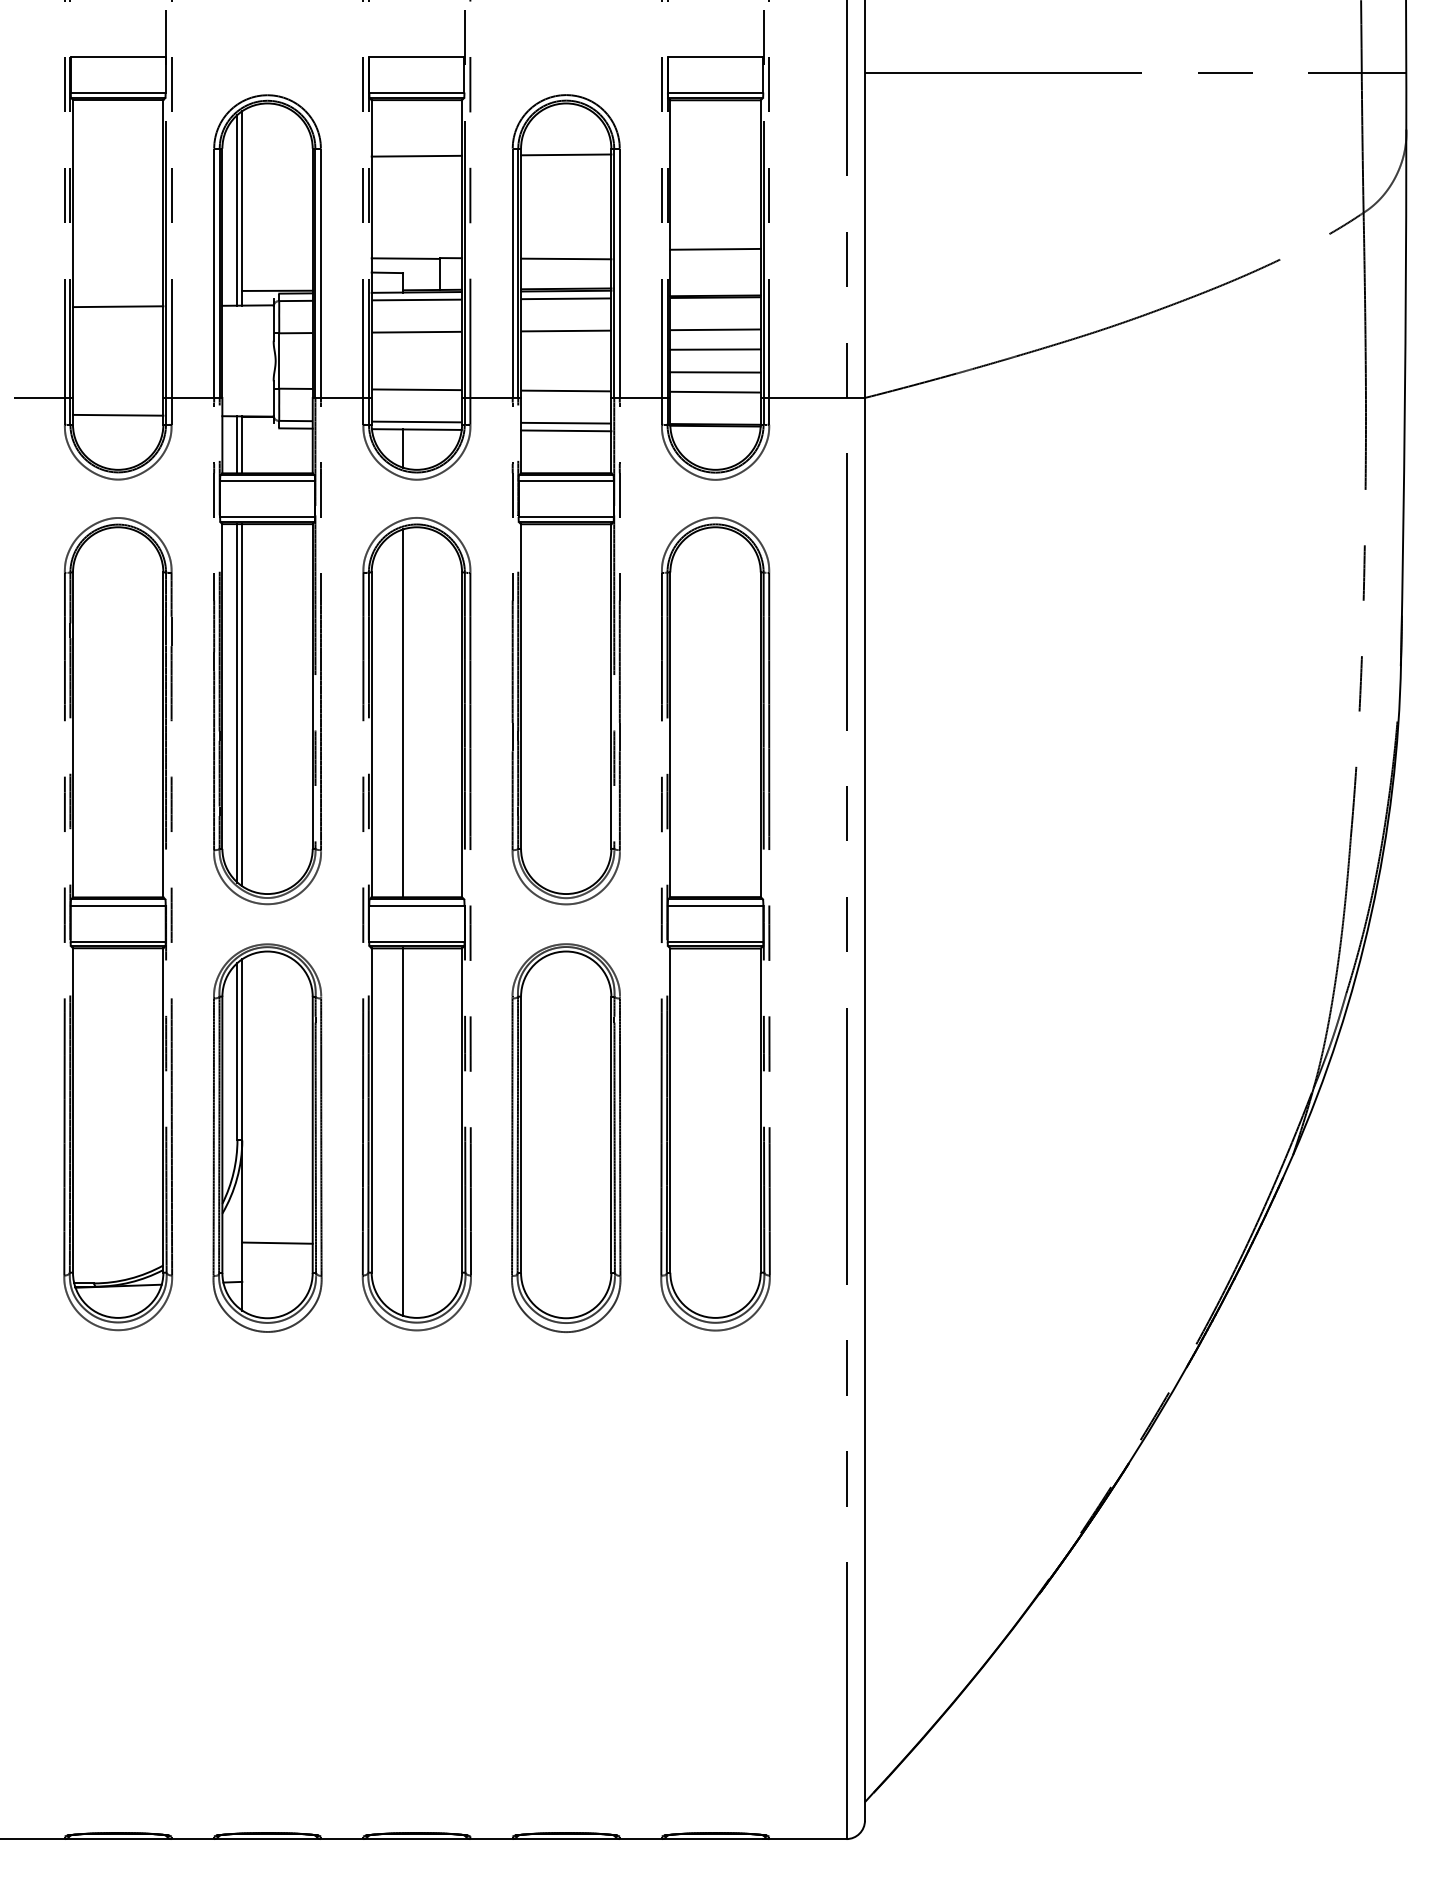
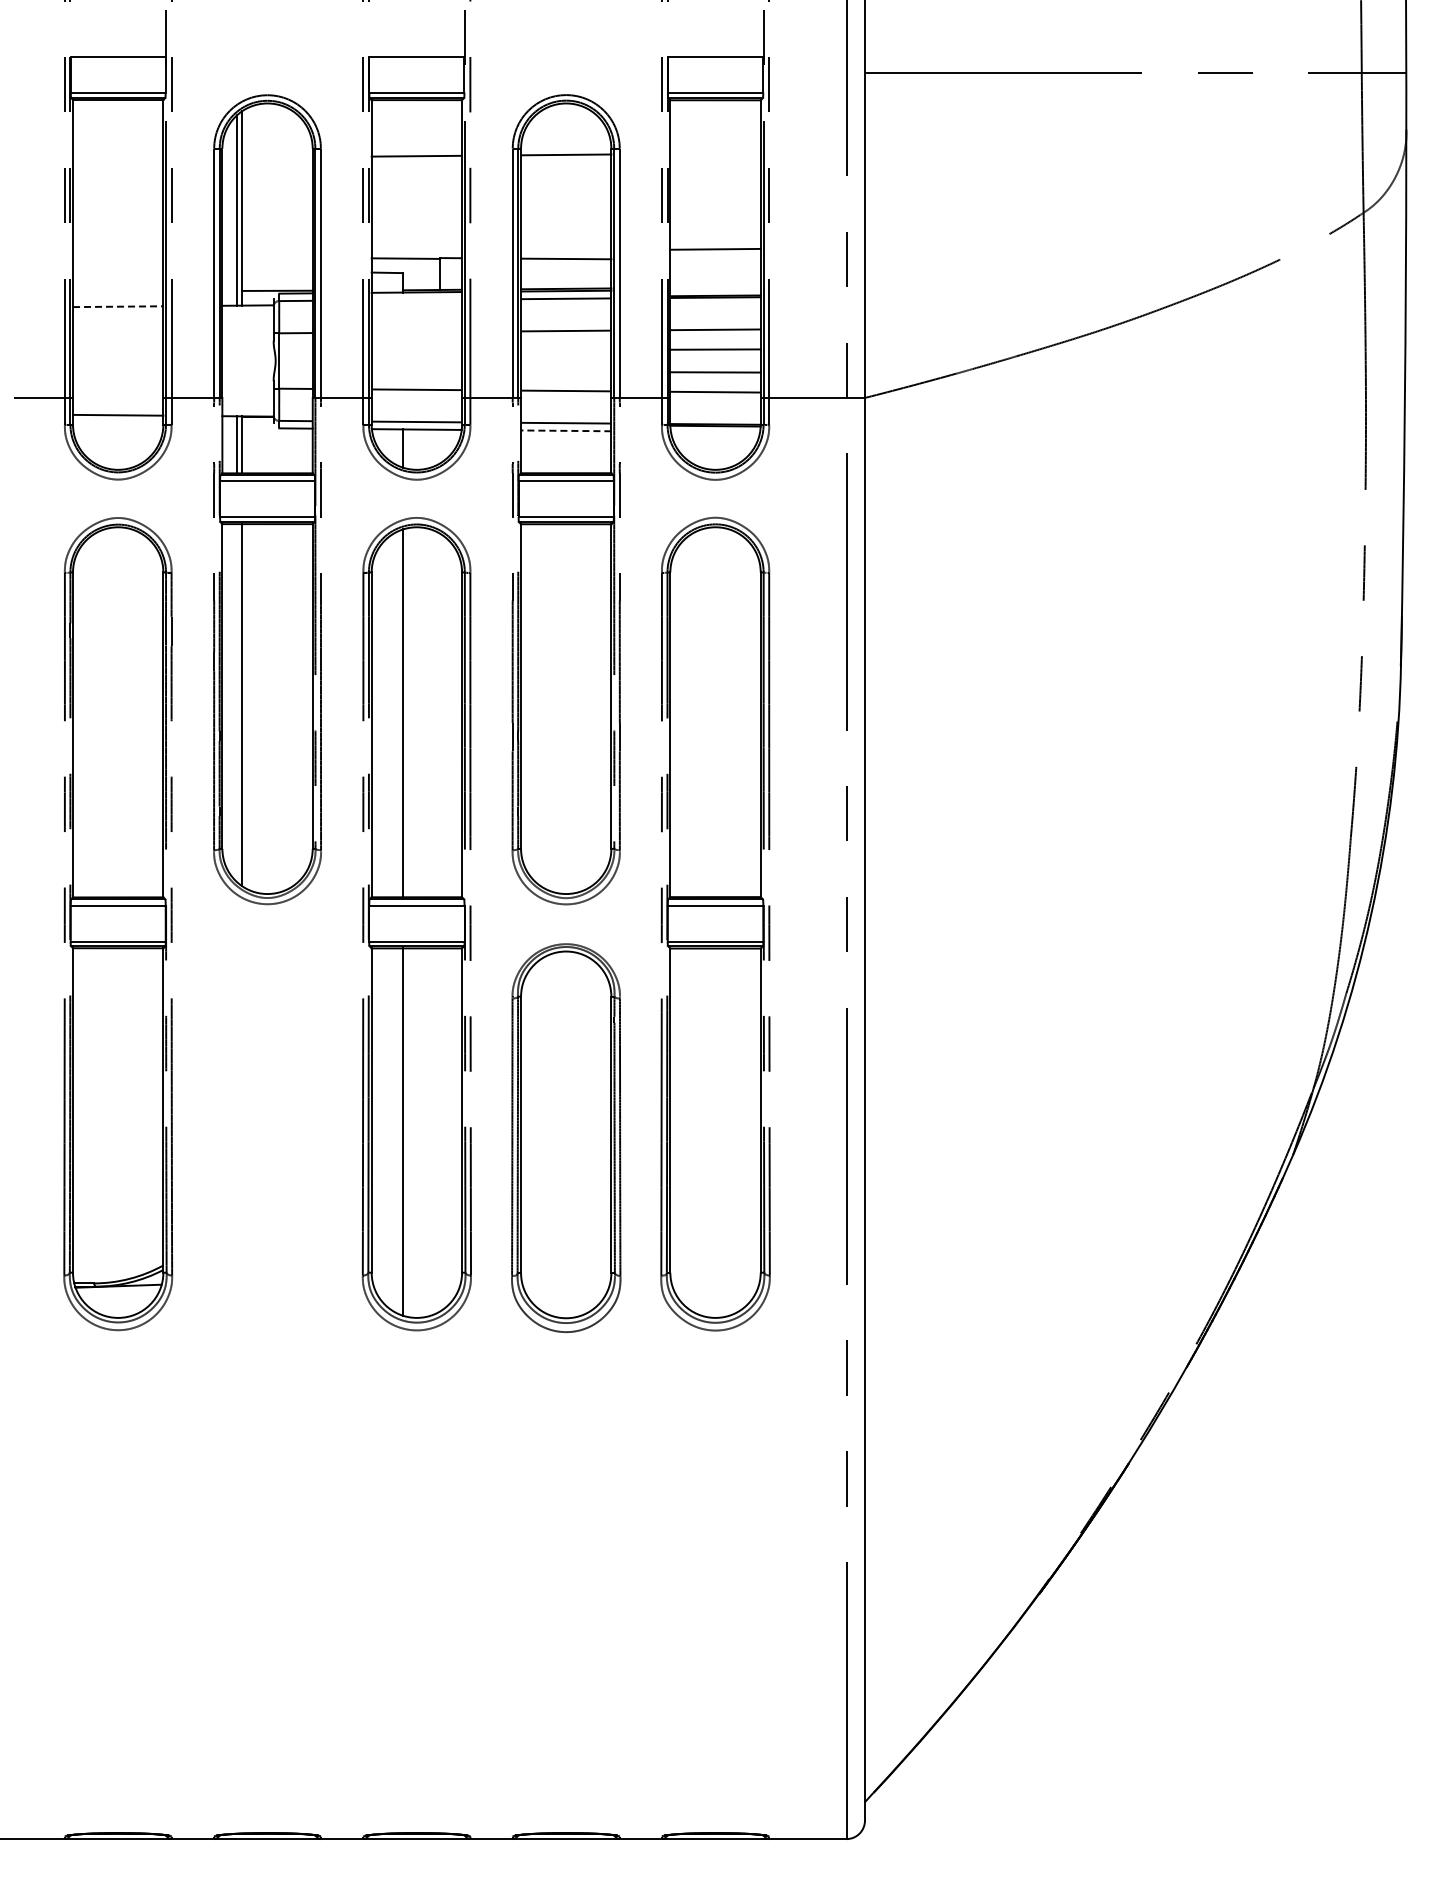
line: present -> none (416, 299)
line: solid -> dashed (118, 306)
line: present -> none (416, 331)
line: solid -> dashed (565, 430)
line: present -> none (237, 703)
part: present -> none (267, 1137)
